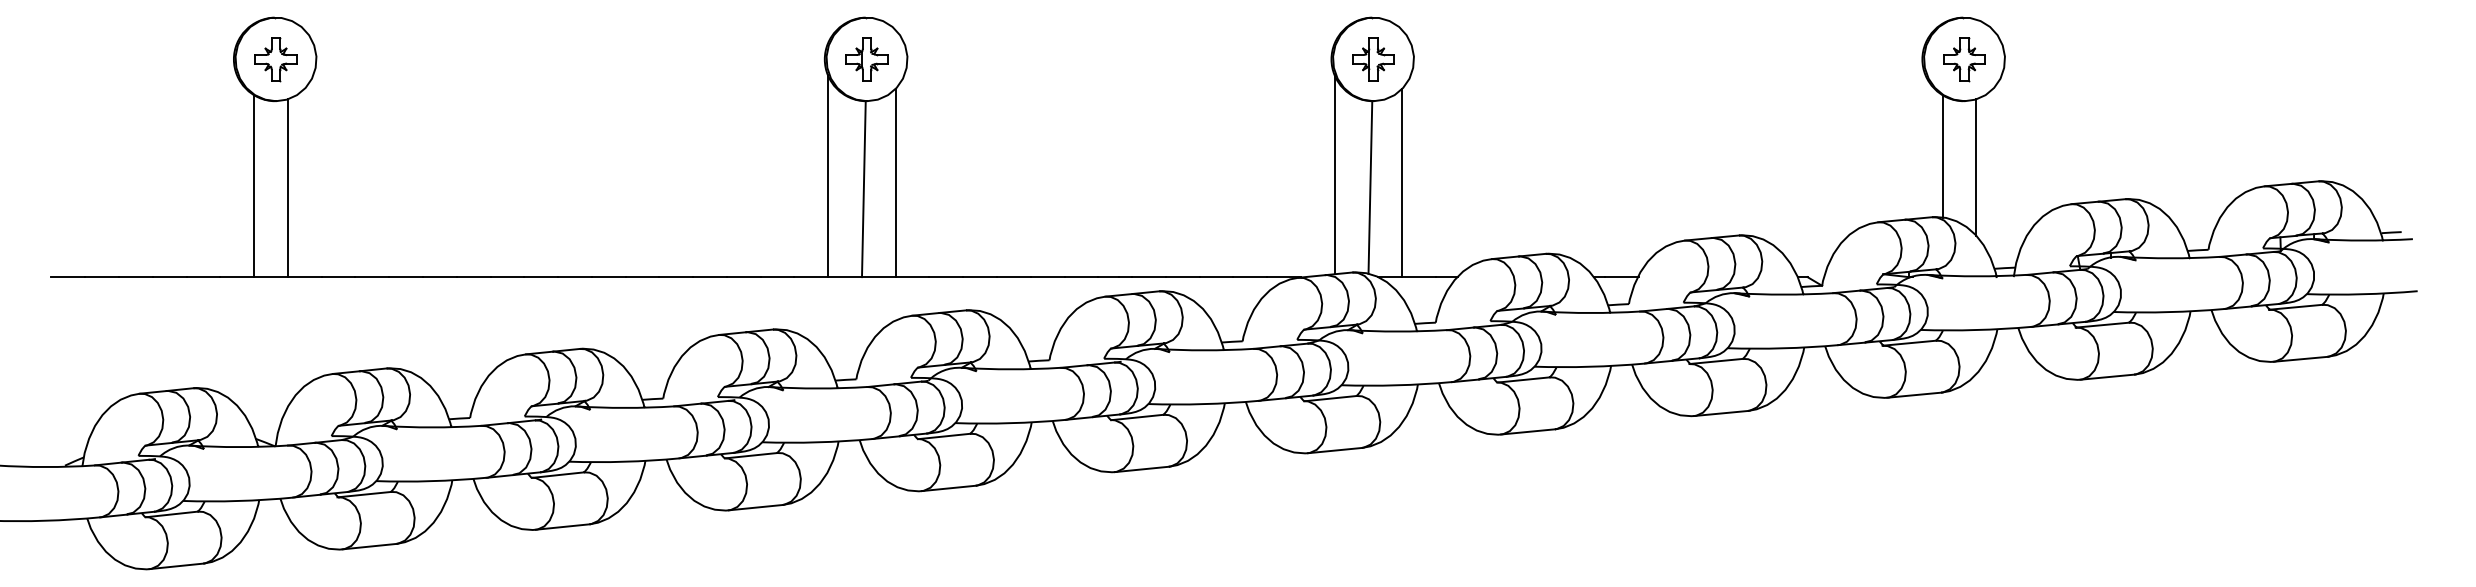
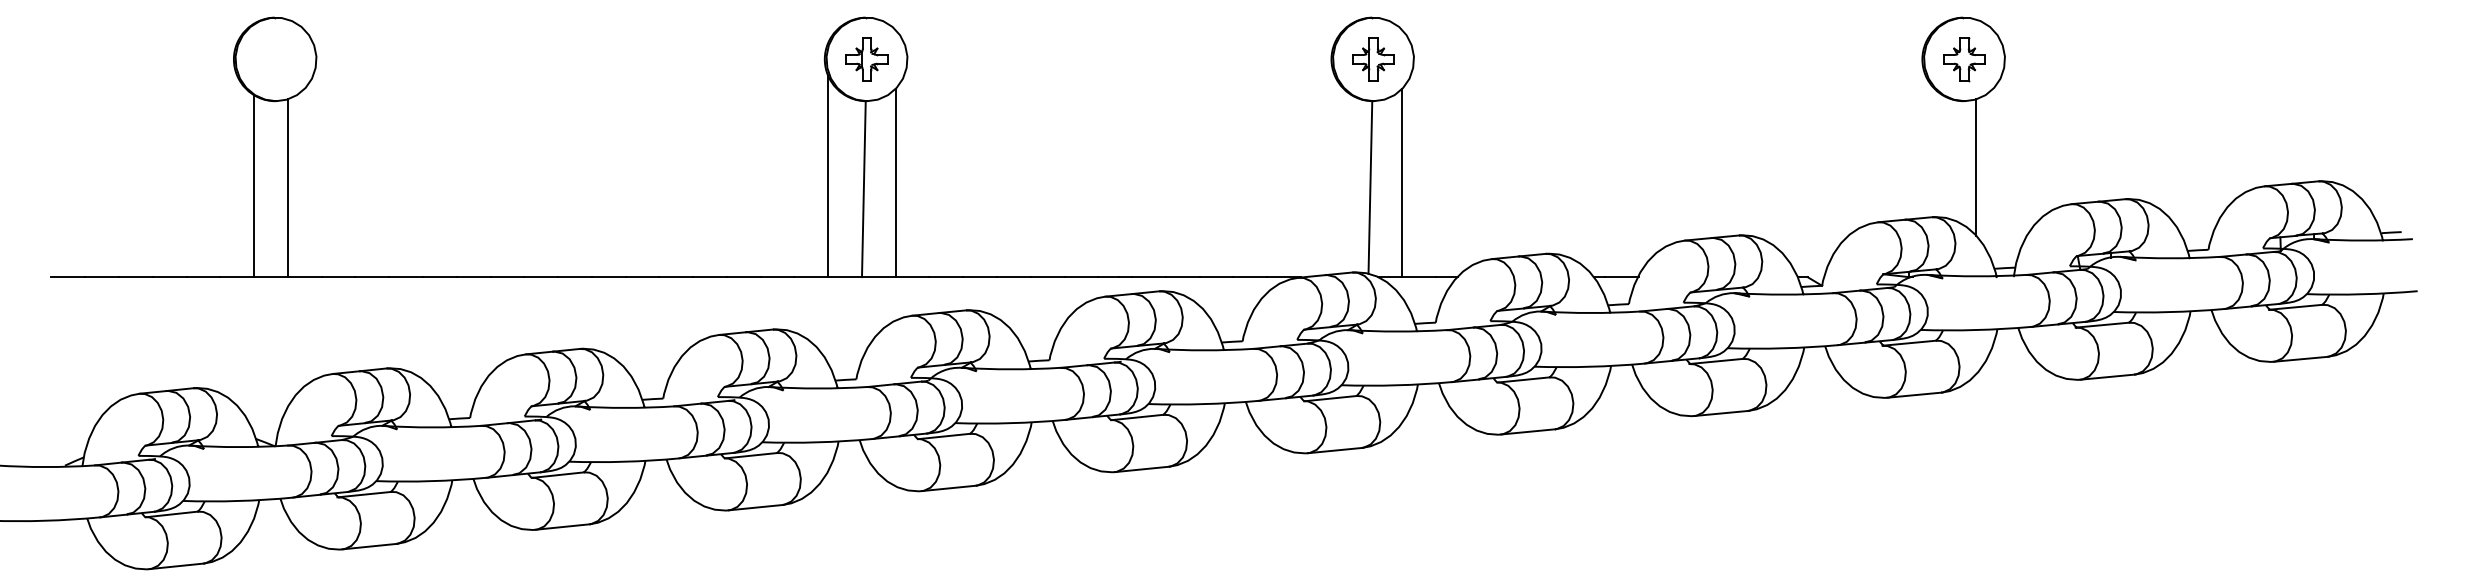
part: present -> none (275, 59)
line: present -> none (1942, 156)
line: present -> none (1334, 174)
